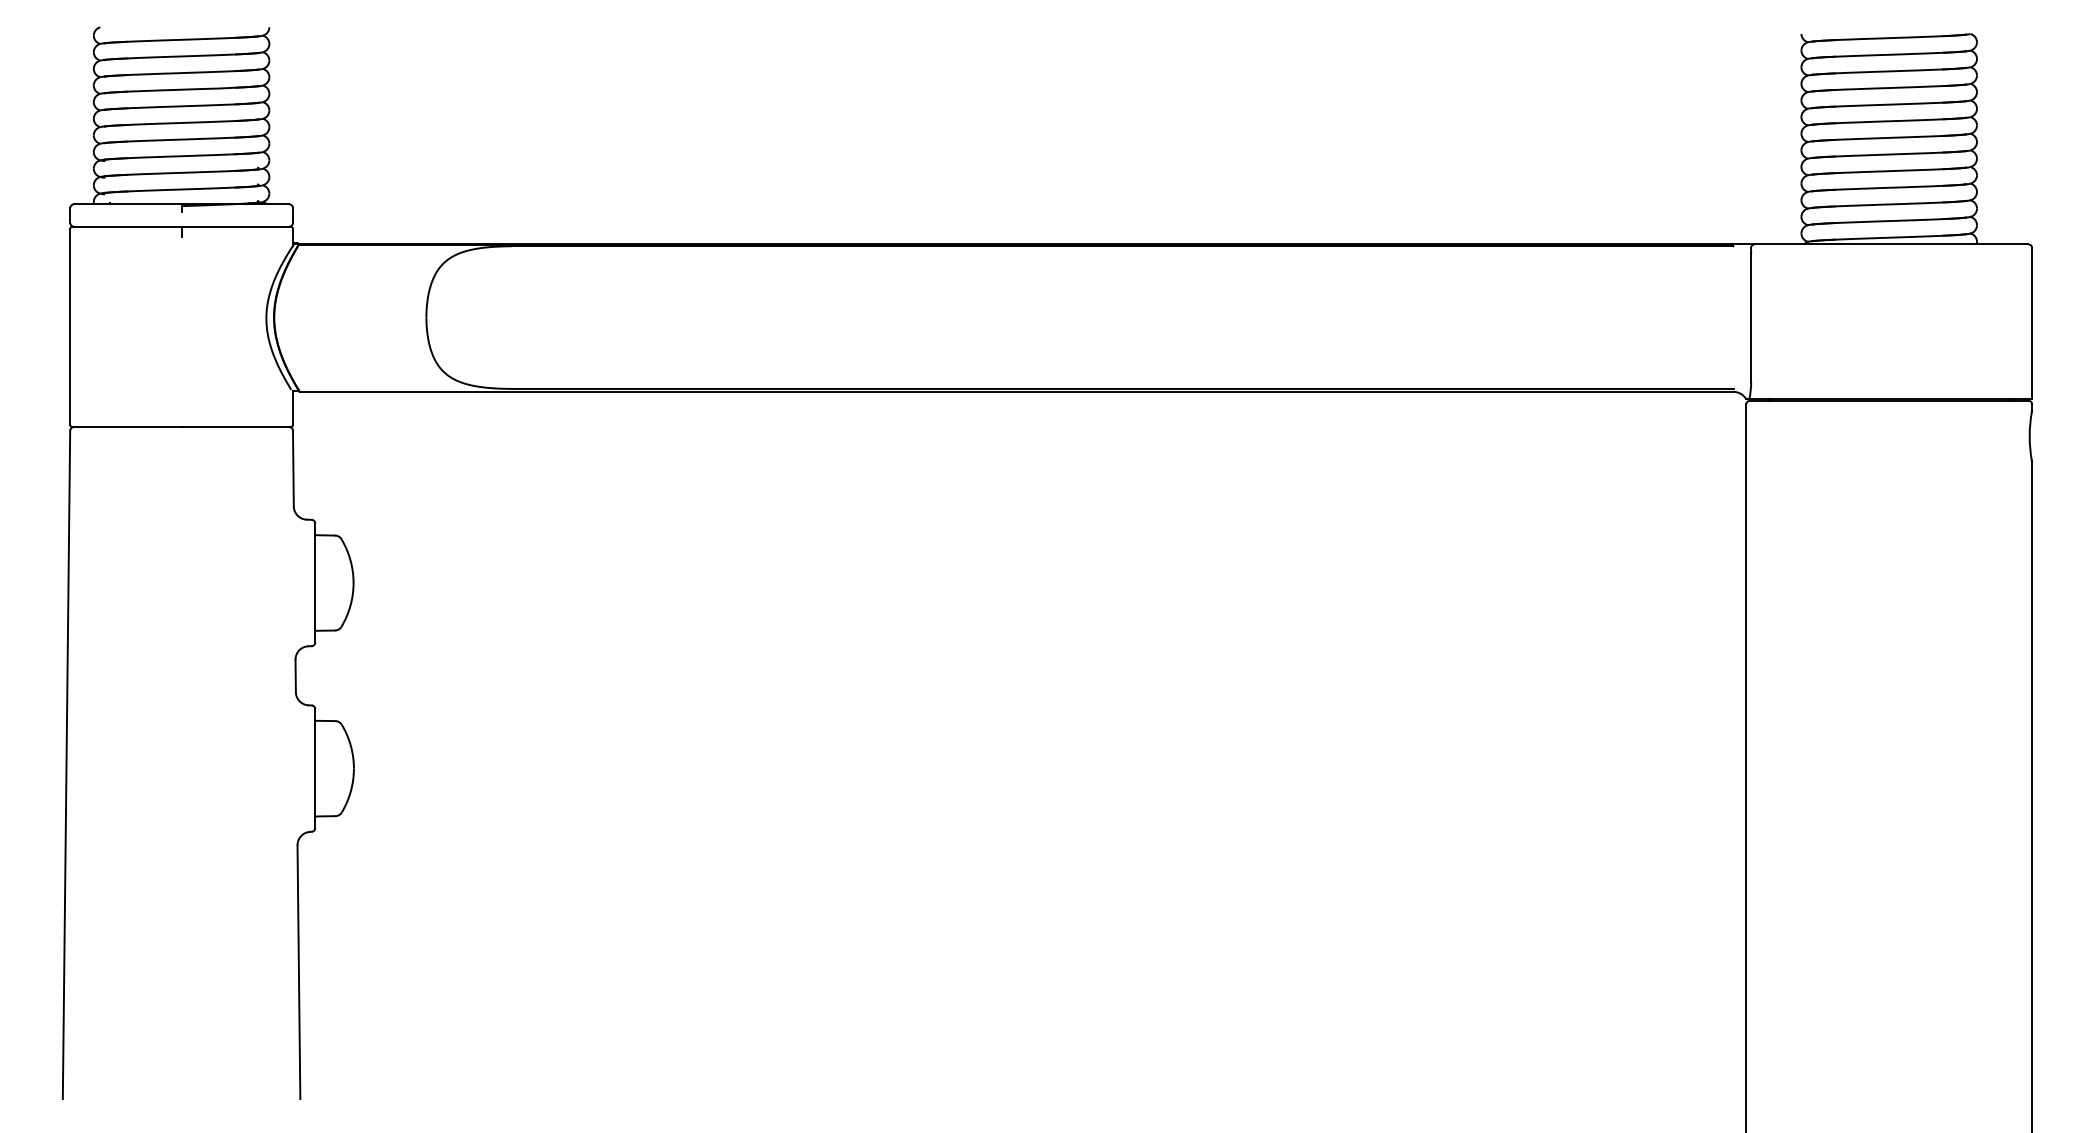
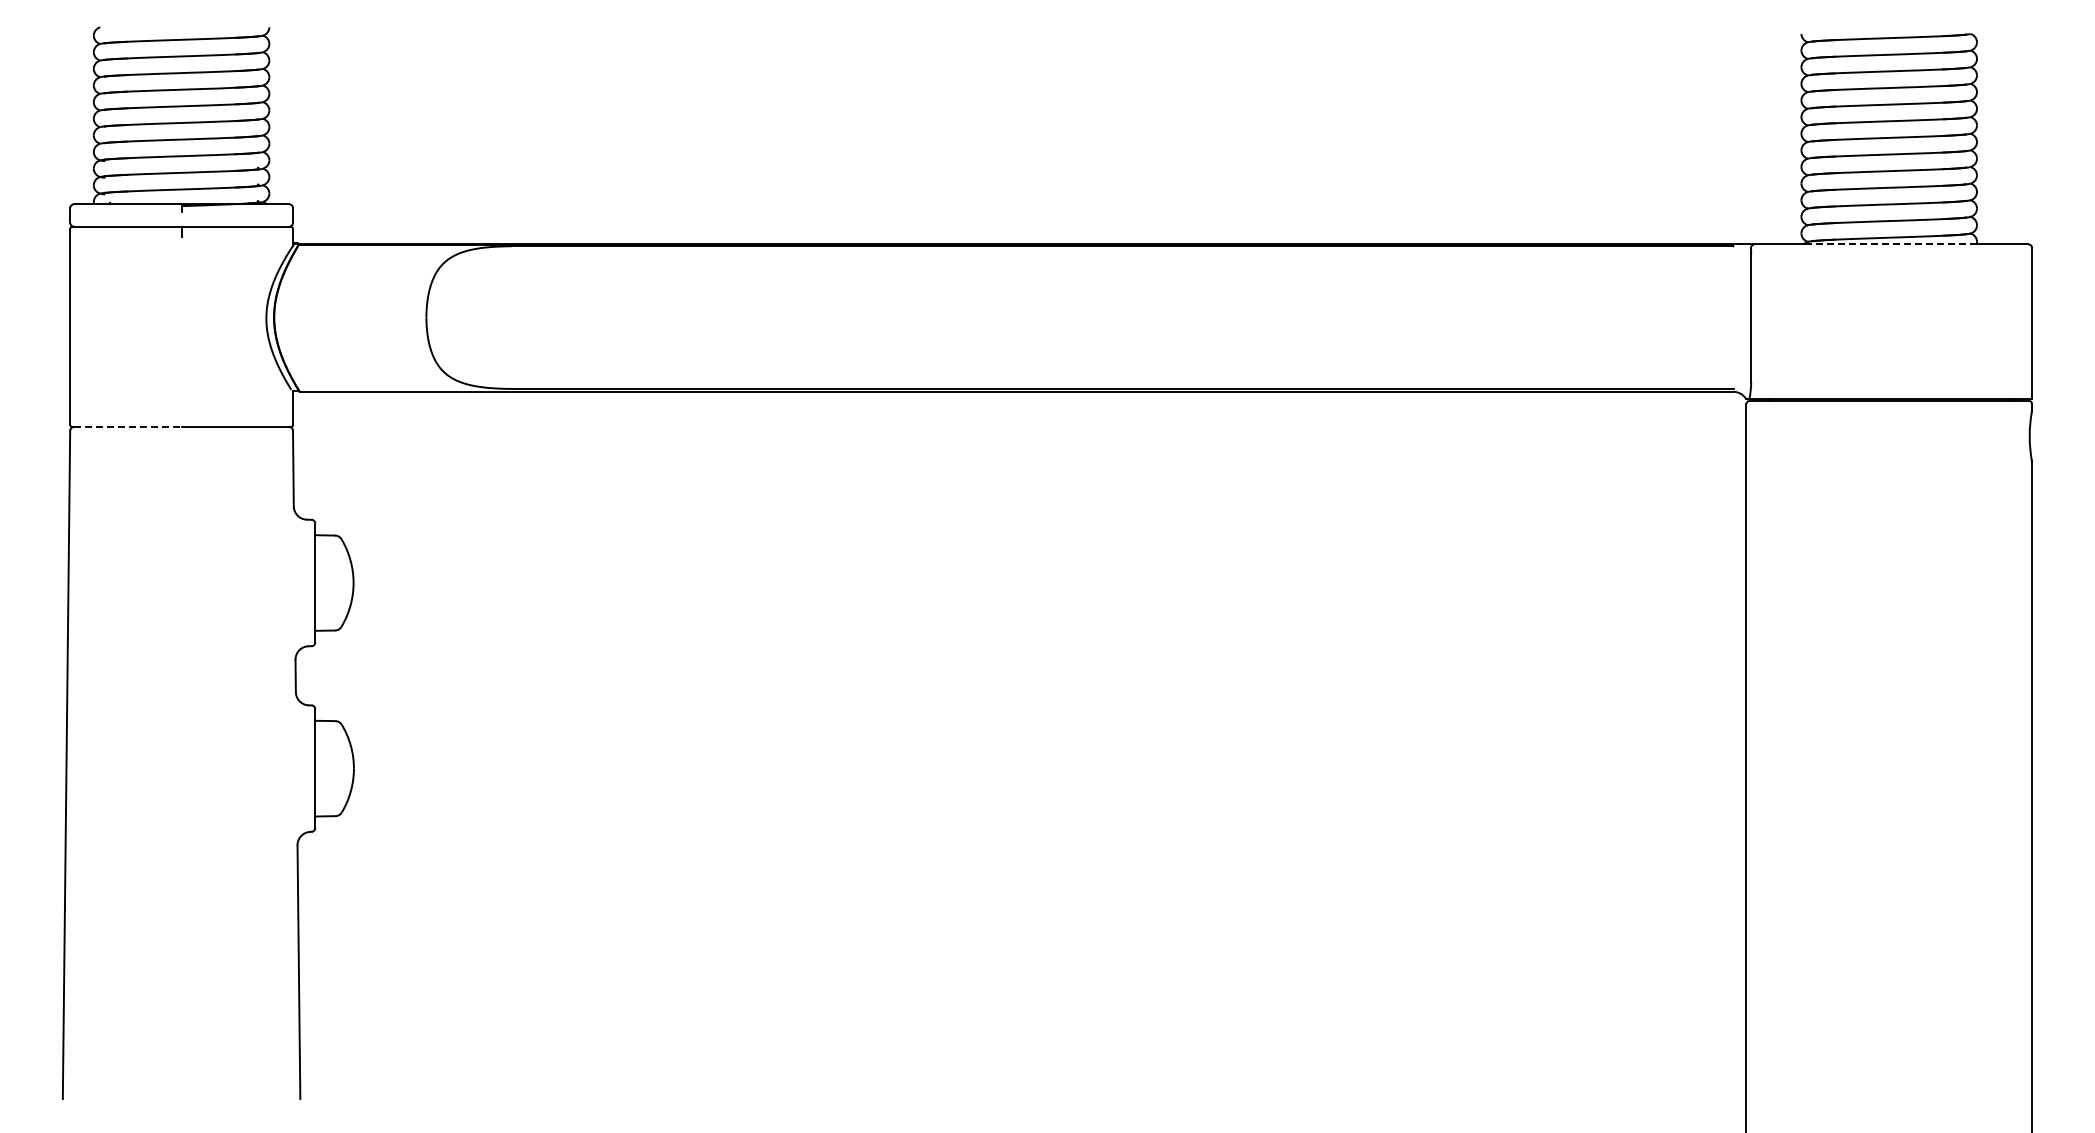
line: solid -> dashed (1889, 244)
line: solid -> dashed (127, 427)
